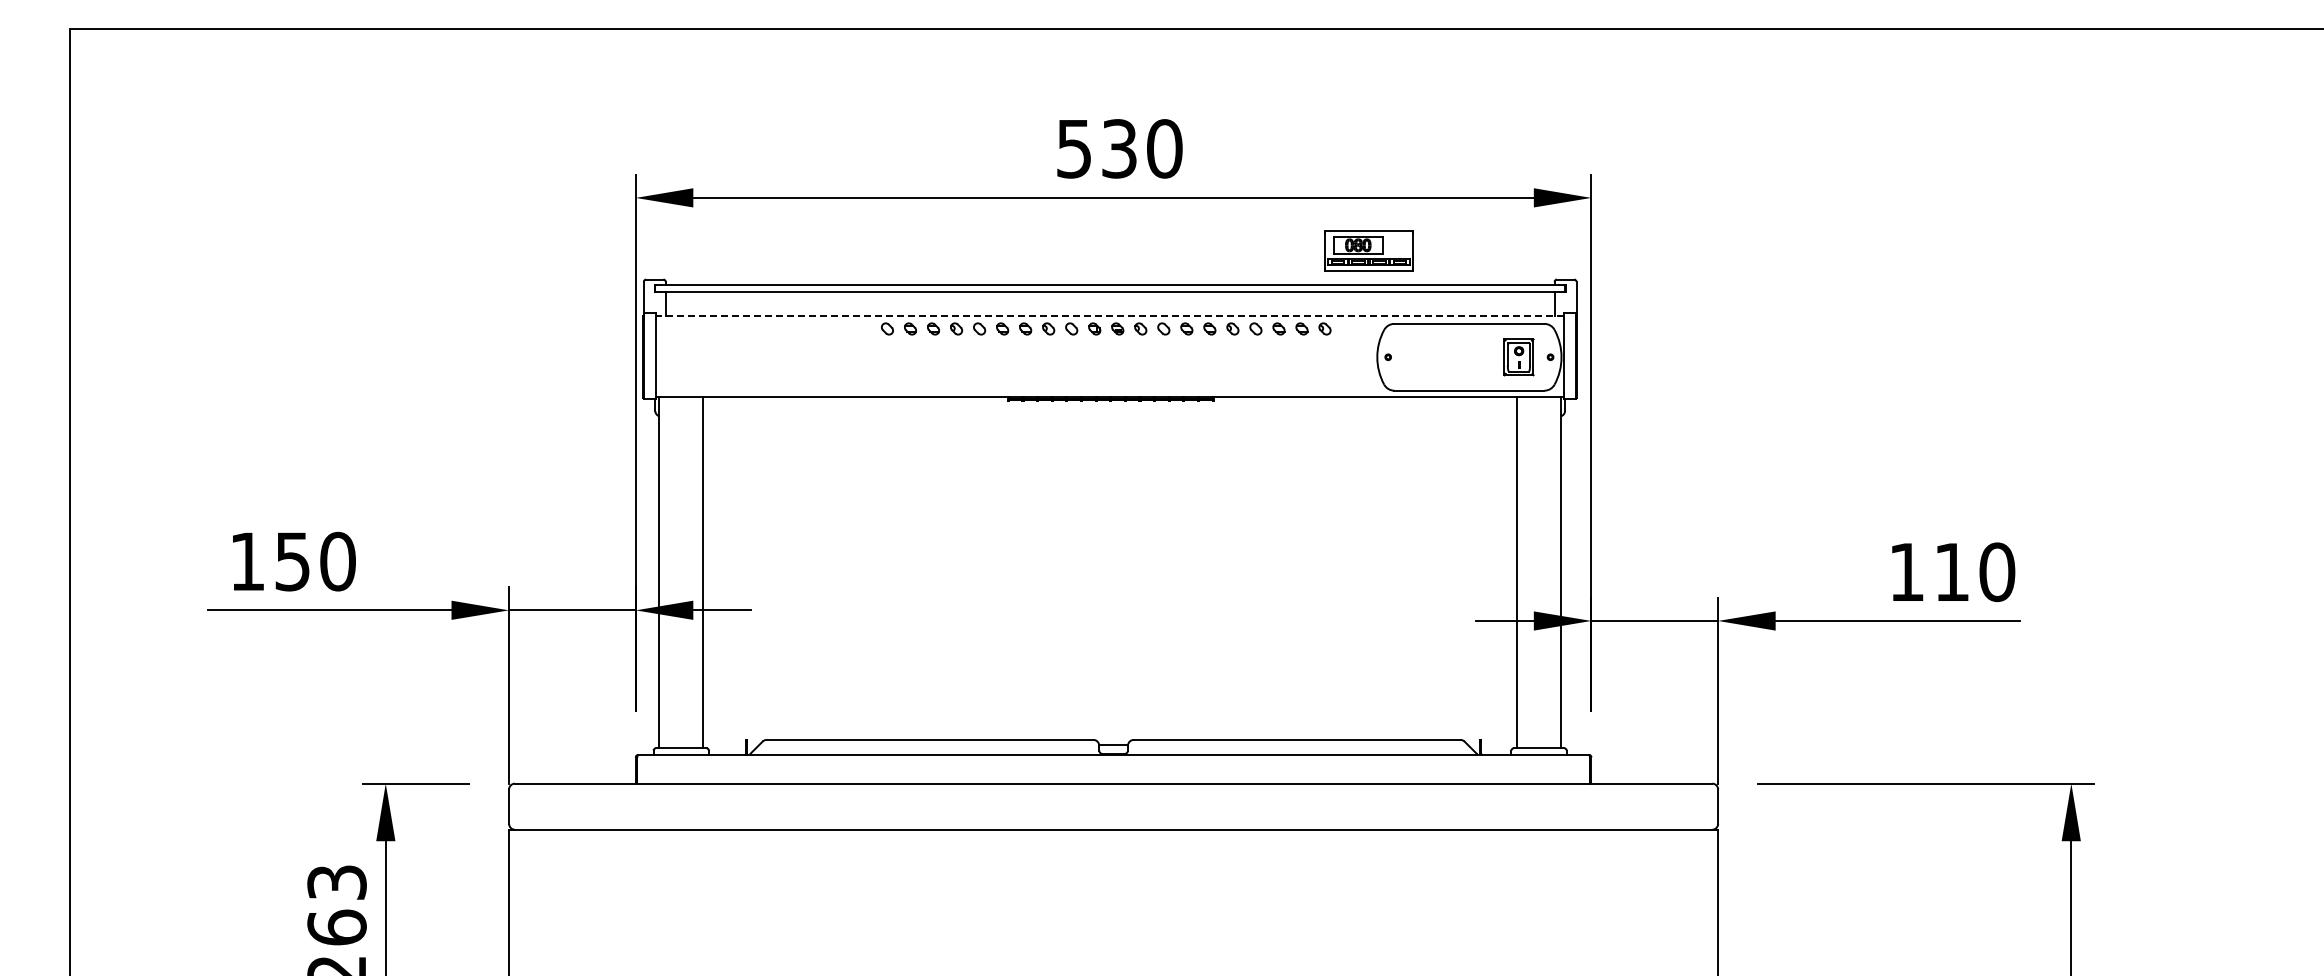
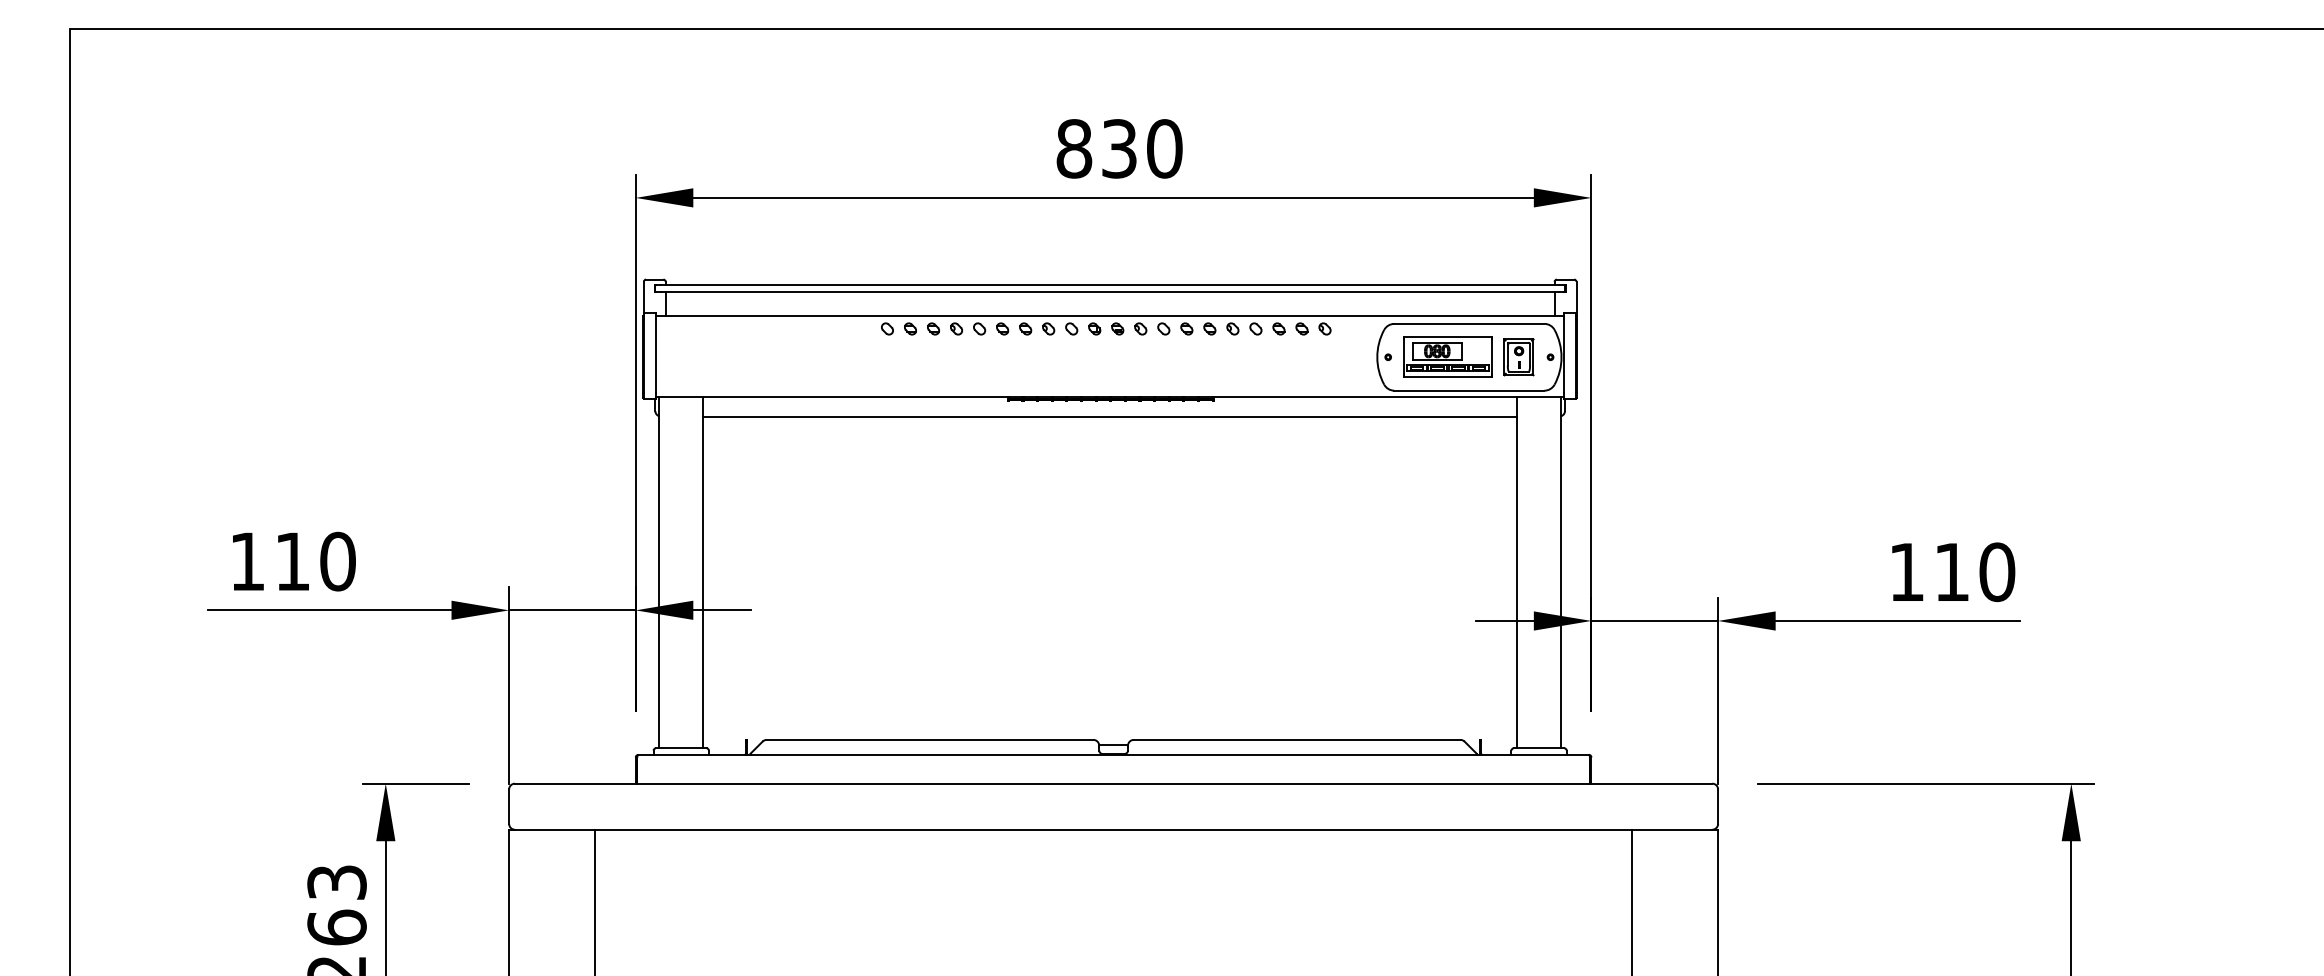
text: 530 -> 830 (1074, 148)
part position: (1368, 250) -> (1447, 356) (1447, 356)
line: dashed -> solid (1109, 316)
line: none -> present (1110, 416)
text: 150 -> 110 (292, 561)
line: none -> present (595, 900)
line: none -> present (1631, 900)
